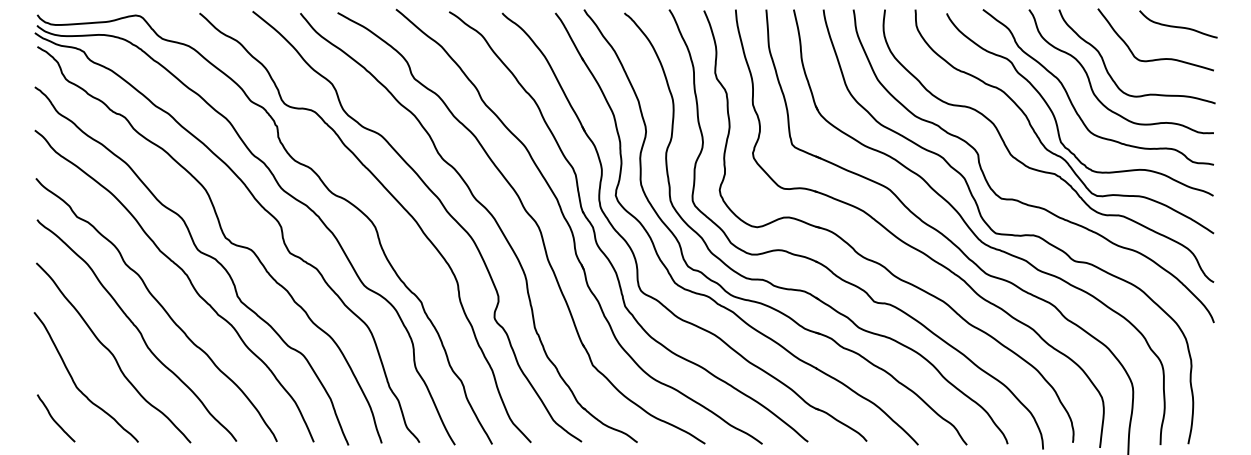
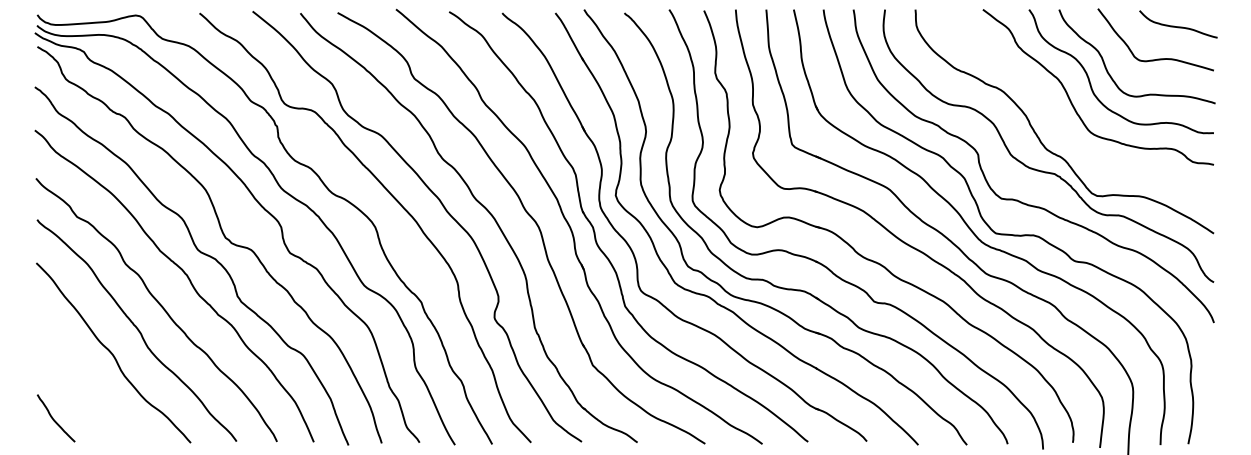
curve: present -> none (1055, 116)
curve: present -> none (75, 382)
